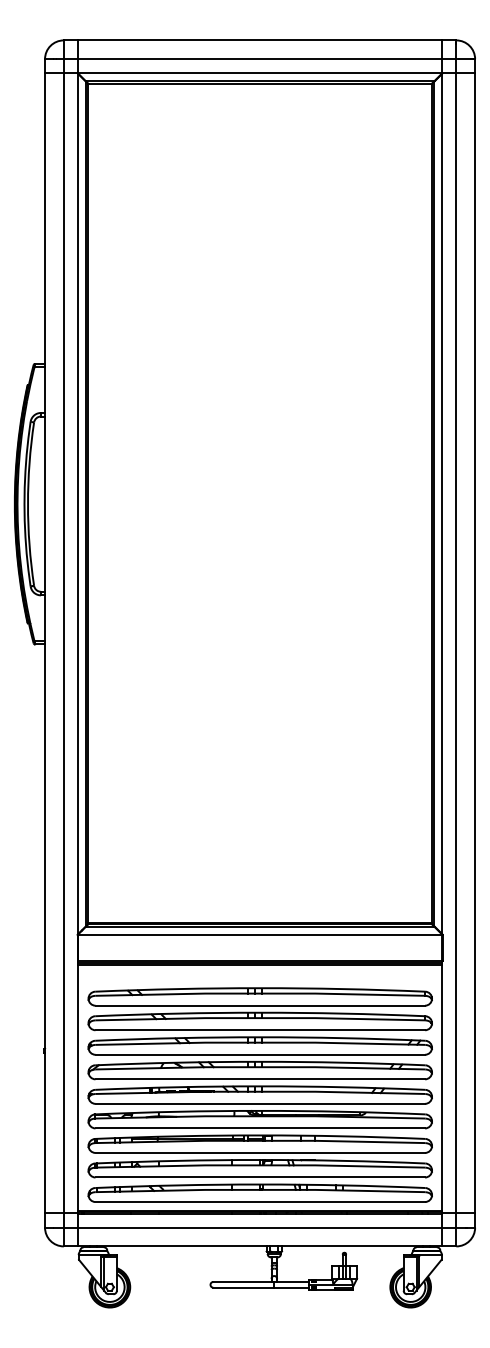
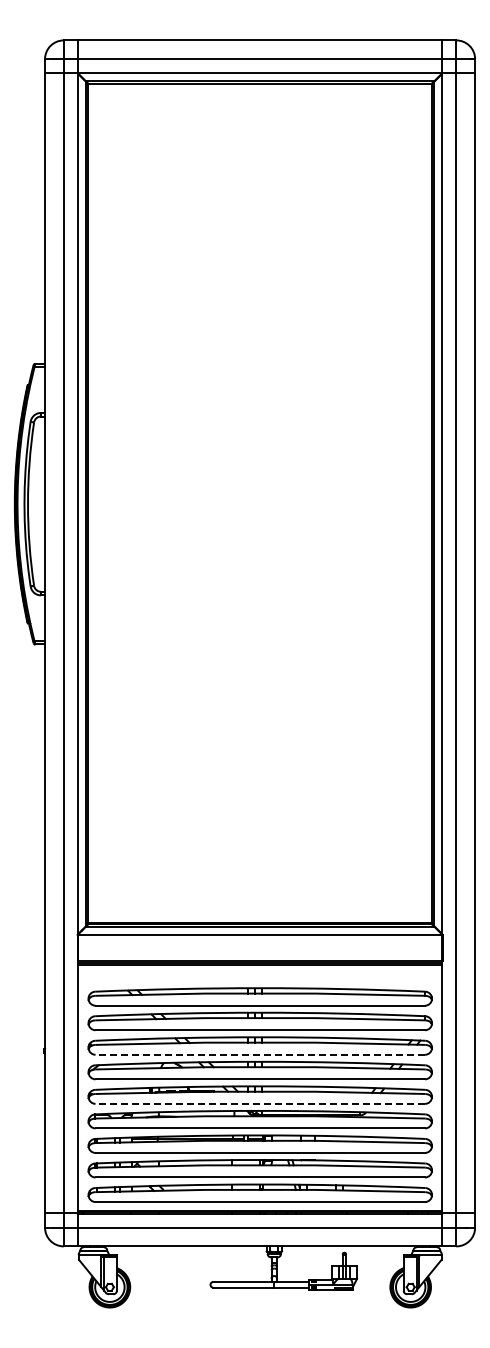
line: solid -> dashed (260, 1054)
line: solid -> dashed (260, 1103)
